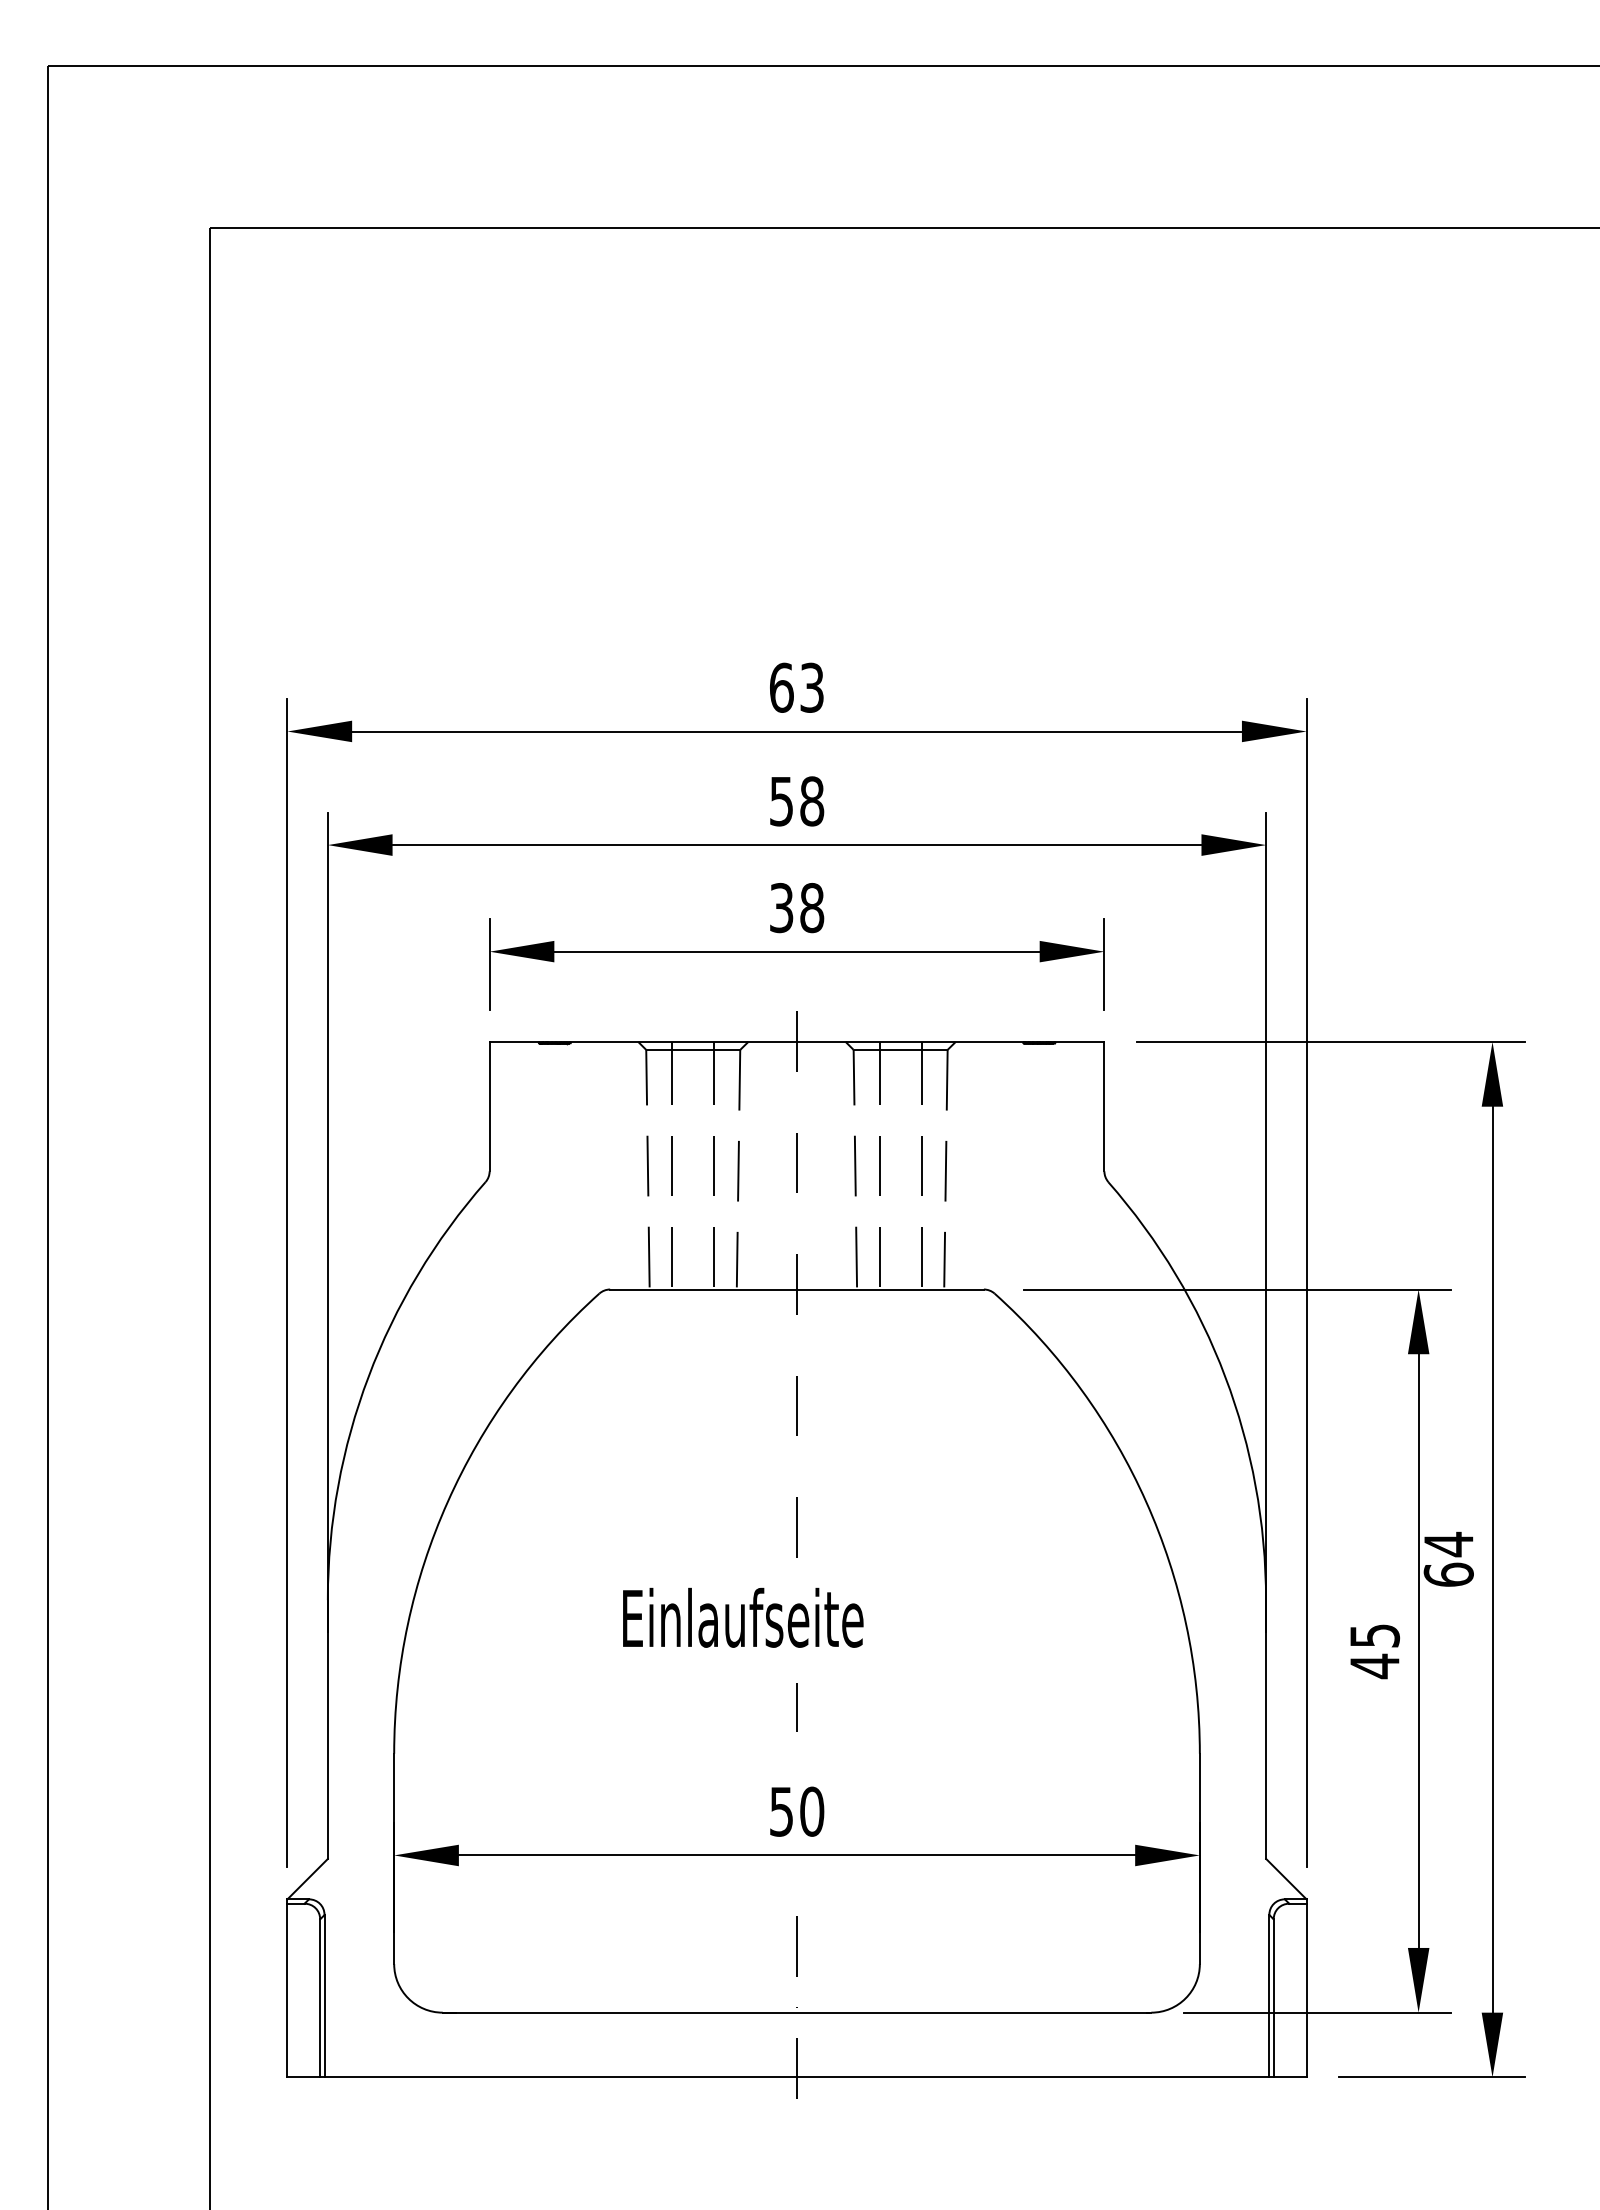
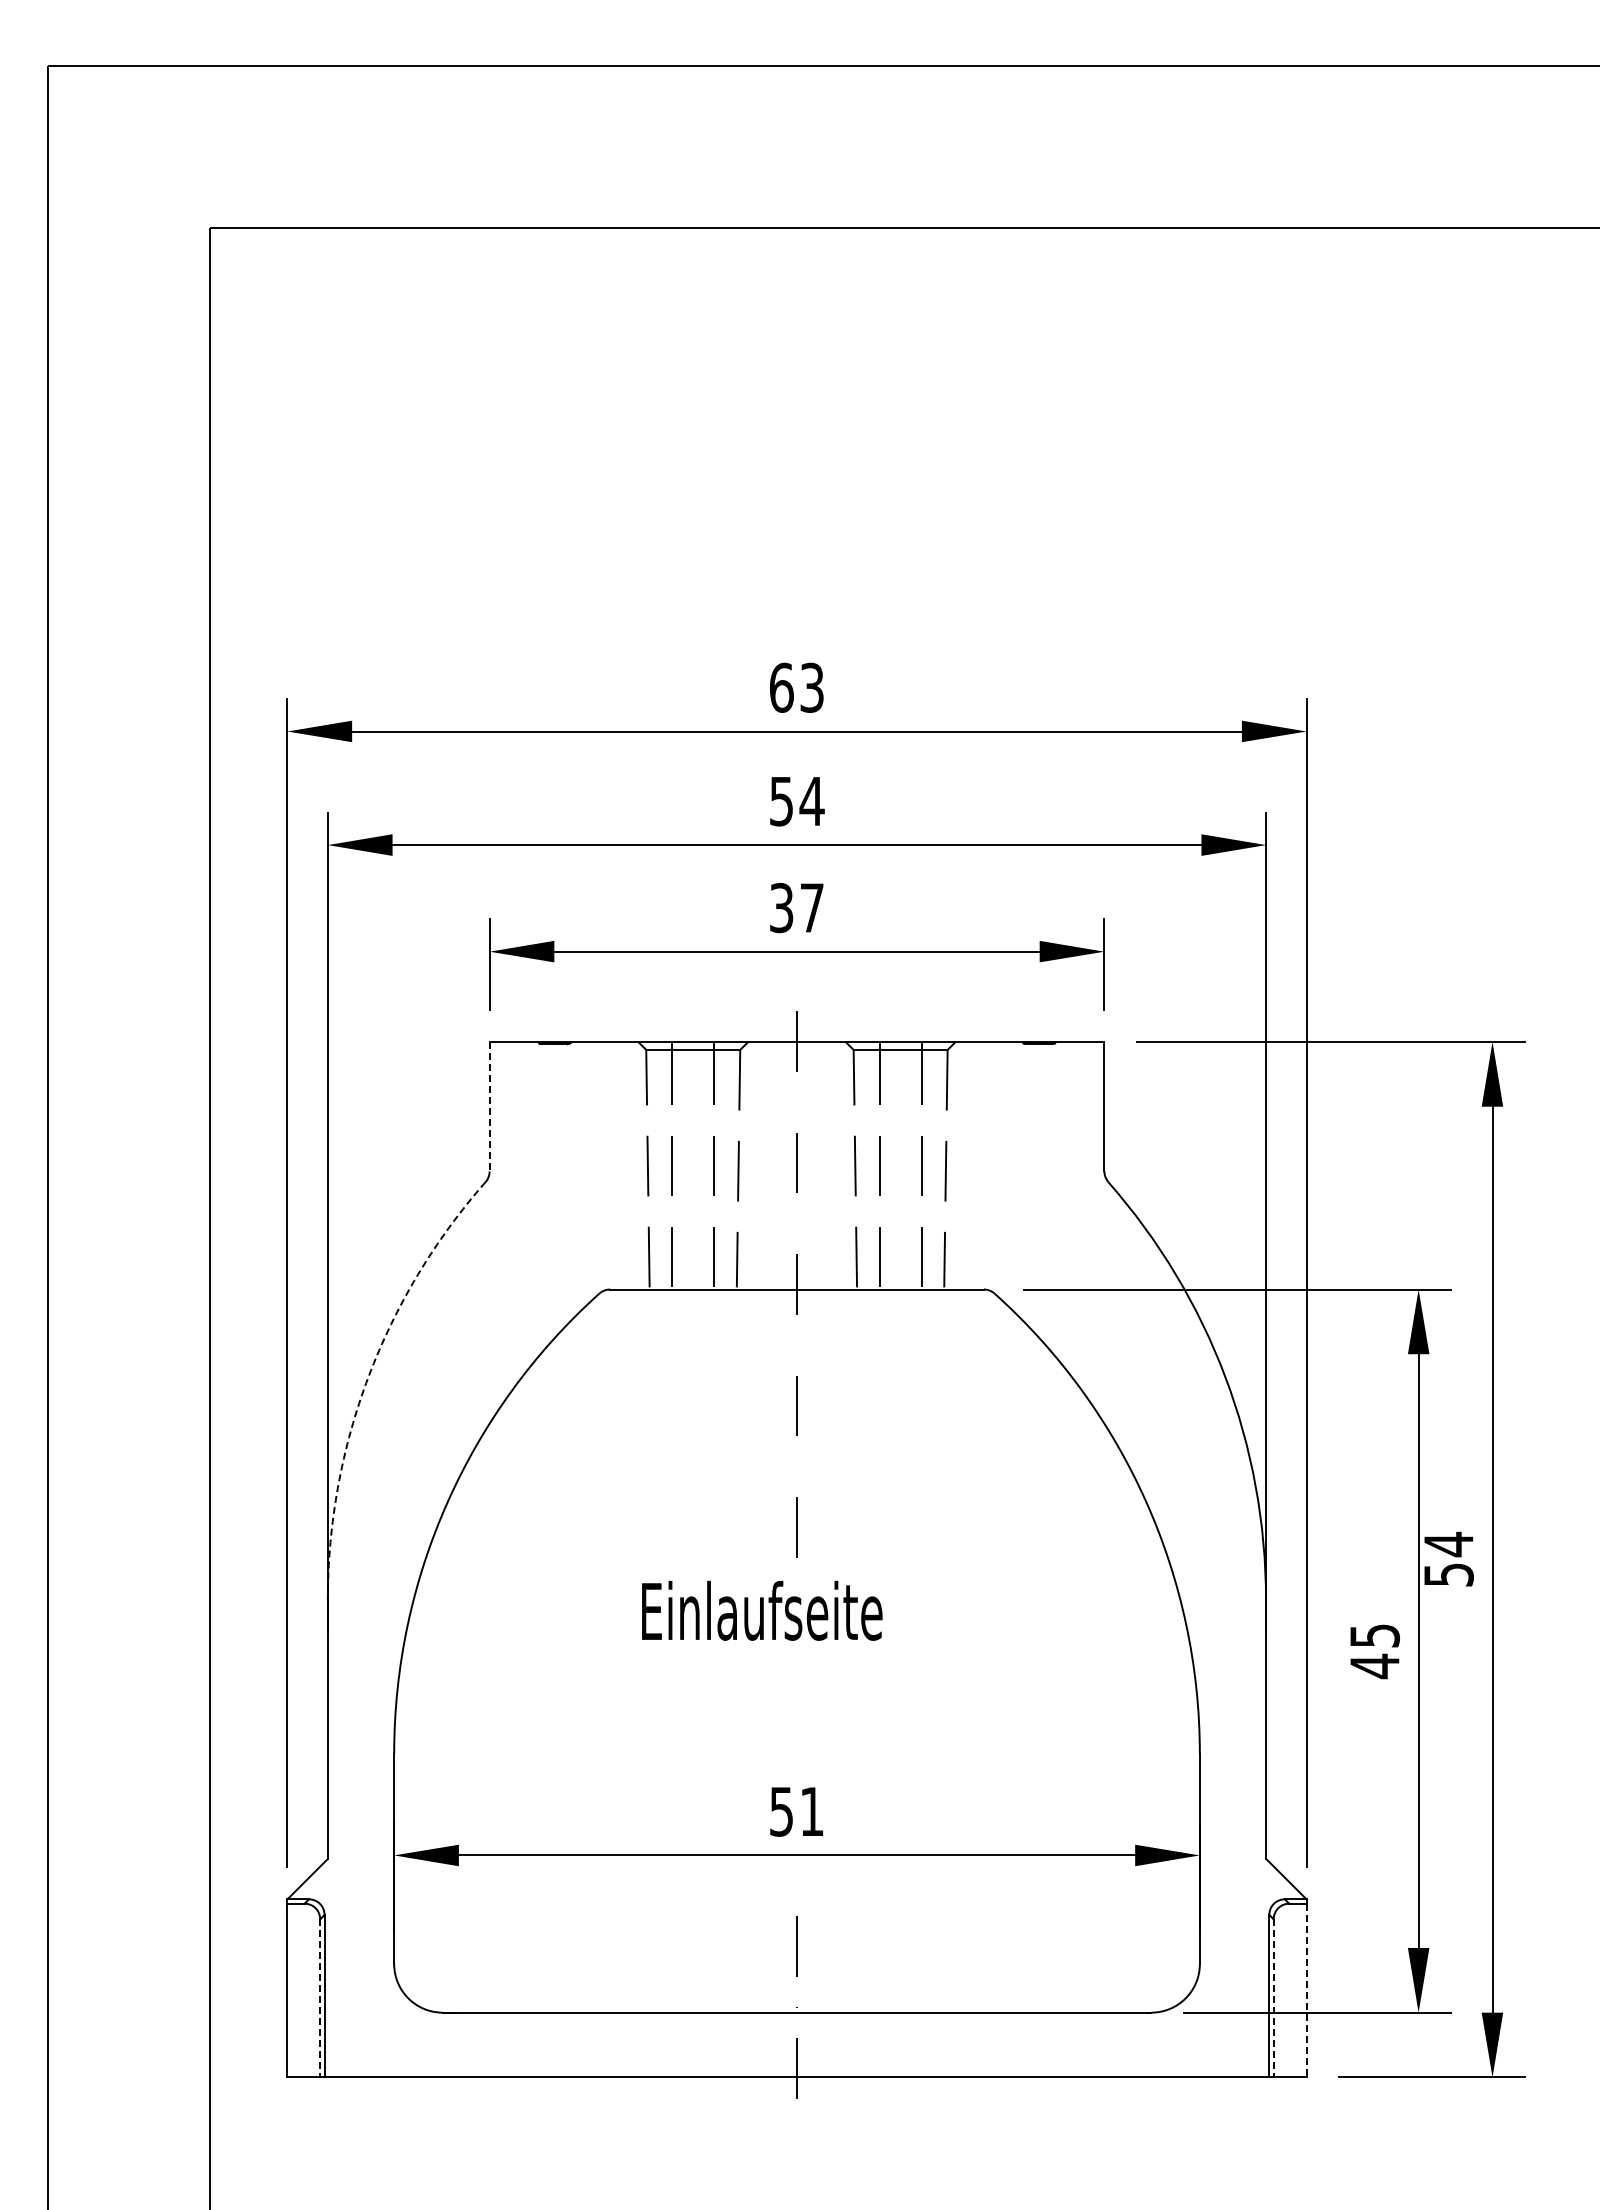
text: 58 -> 54 (811, 801)
text: 38 -> 37 (812, 908)
line: solid -> dashed (489, 1106)
arc: solid -> dashed (368, 1376)
text: 64 -> 54 (1448, 1574)
text position: (743, 1617) -> (762, 1610) (762, 1610)
line: present -> none (796, 1707)
text: 50 -> 51 (812, 1811)
line: solid -> dashed (1306, 1990)
line: solid -> dashed (320, 1998)
line: solid -> dashed (1273, 1998)
